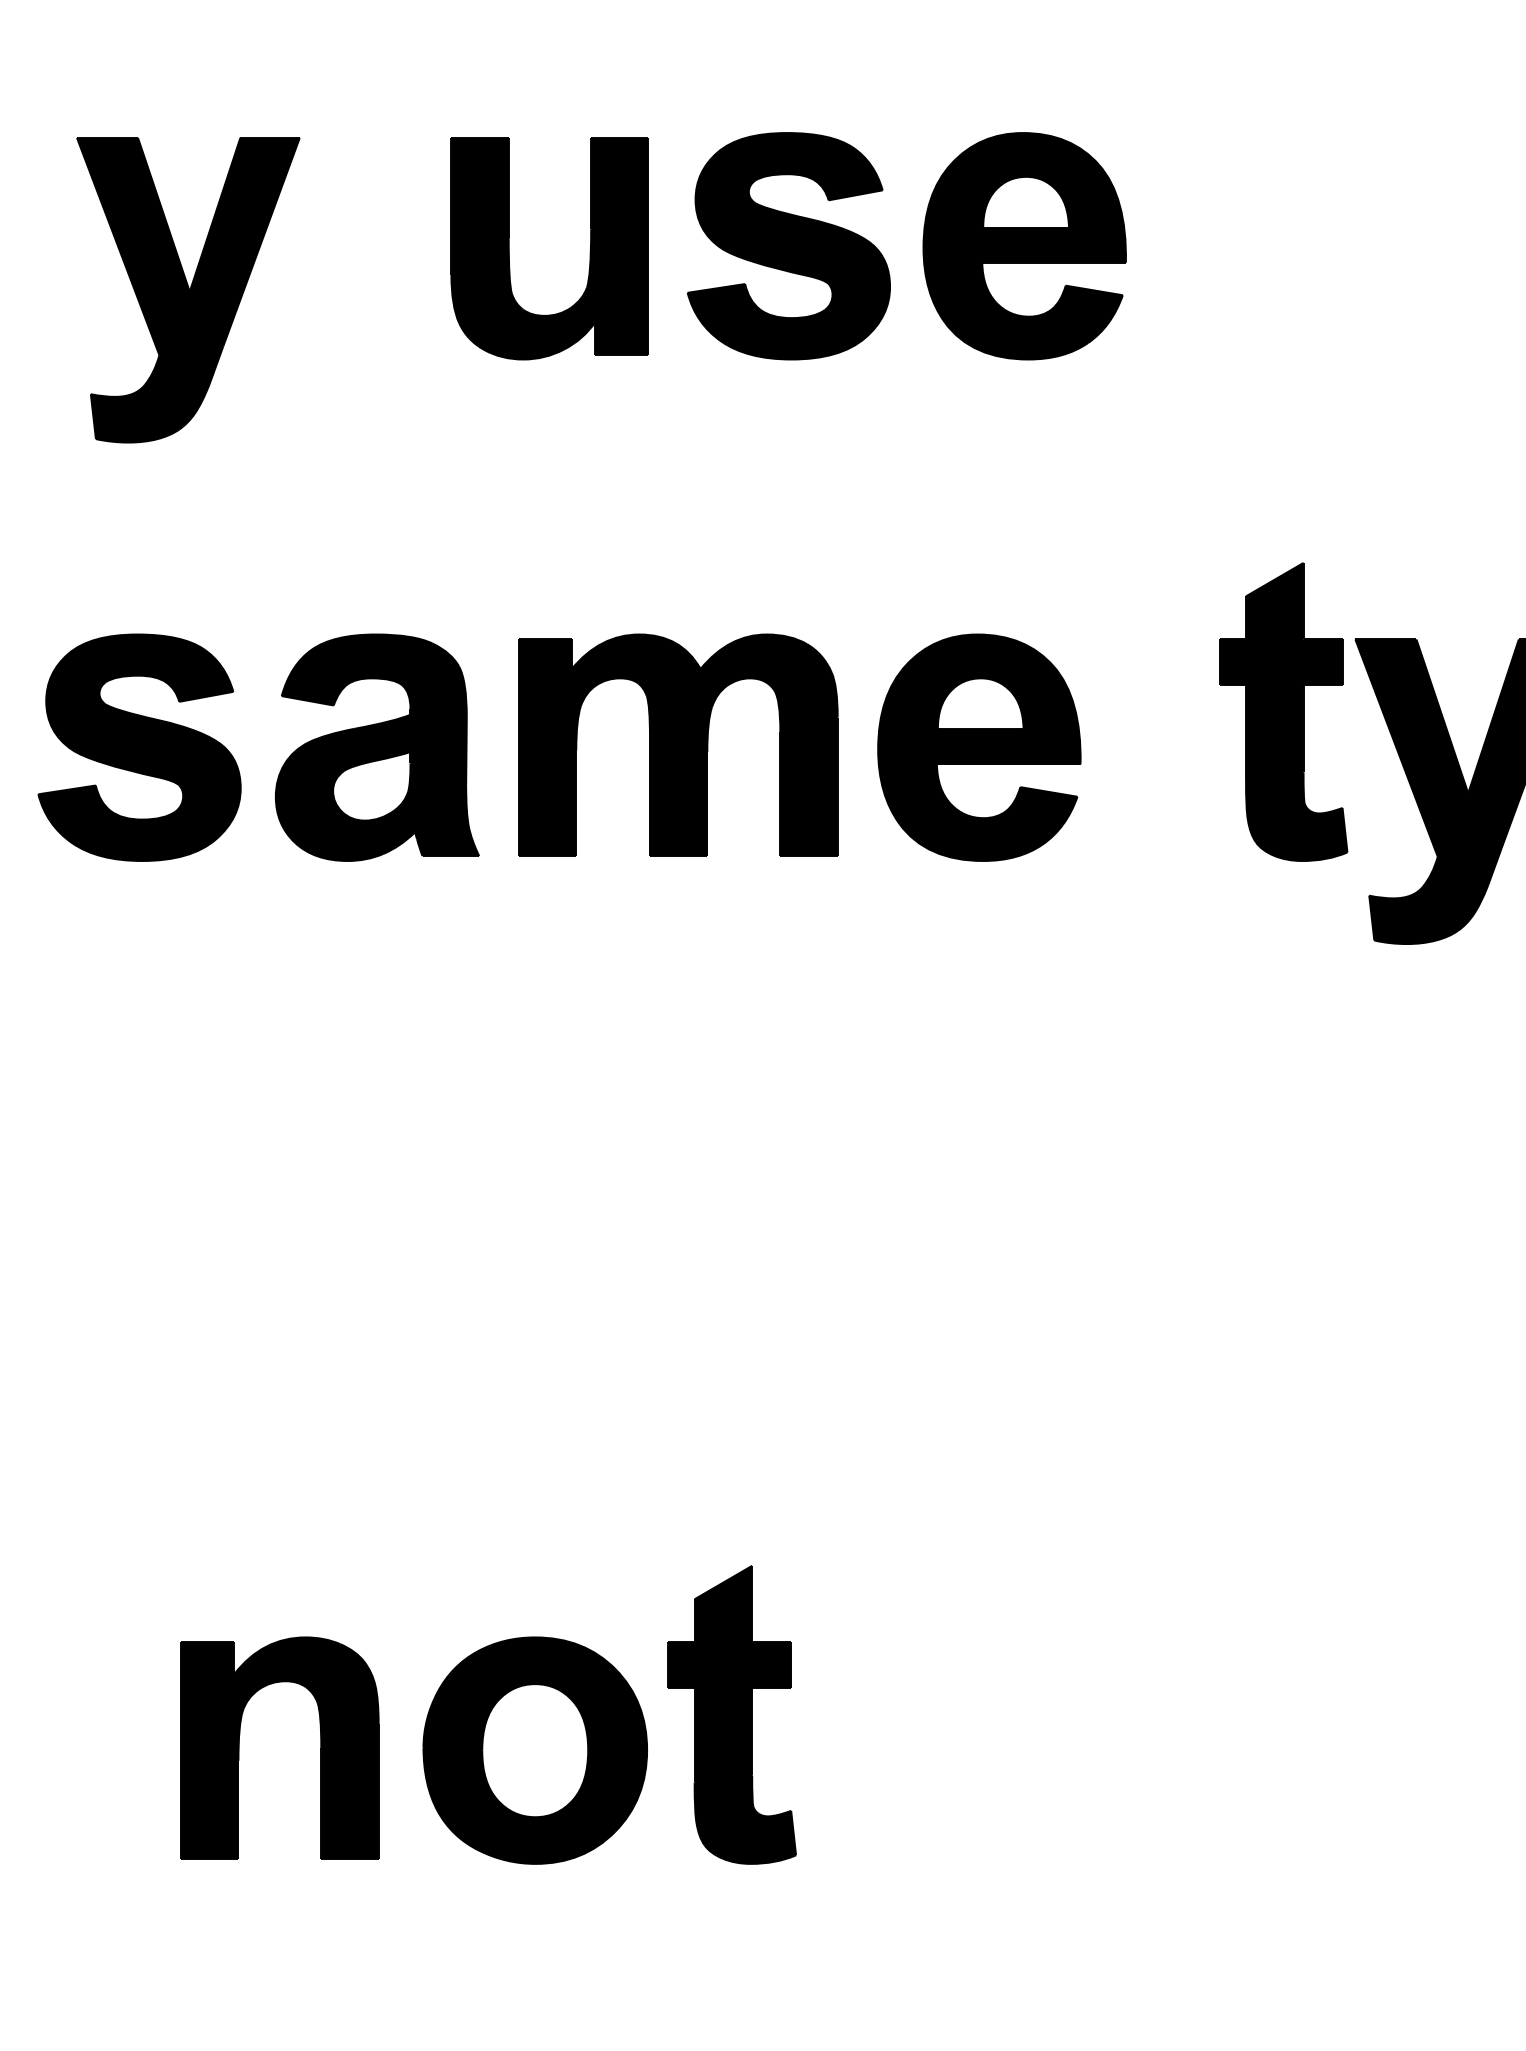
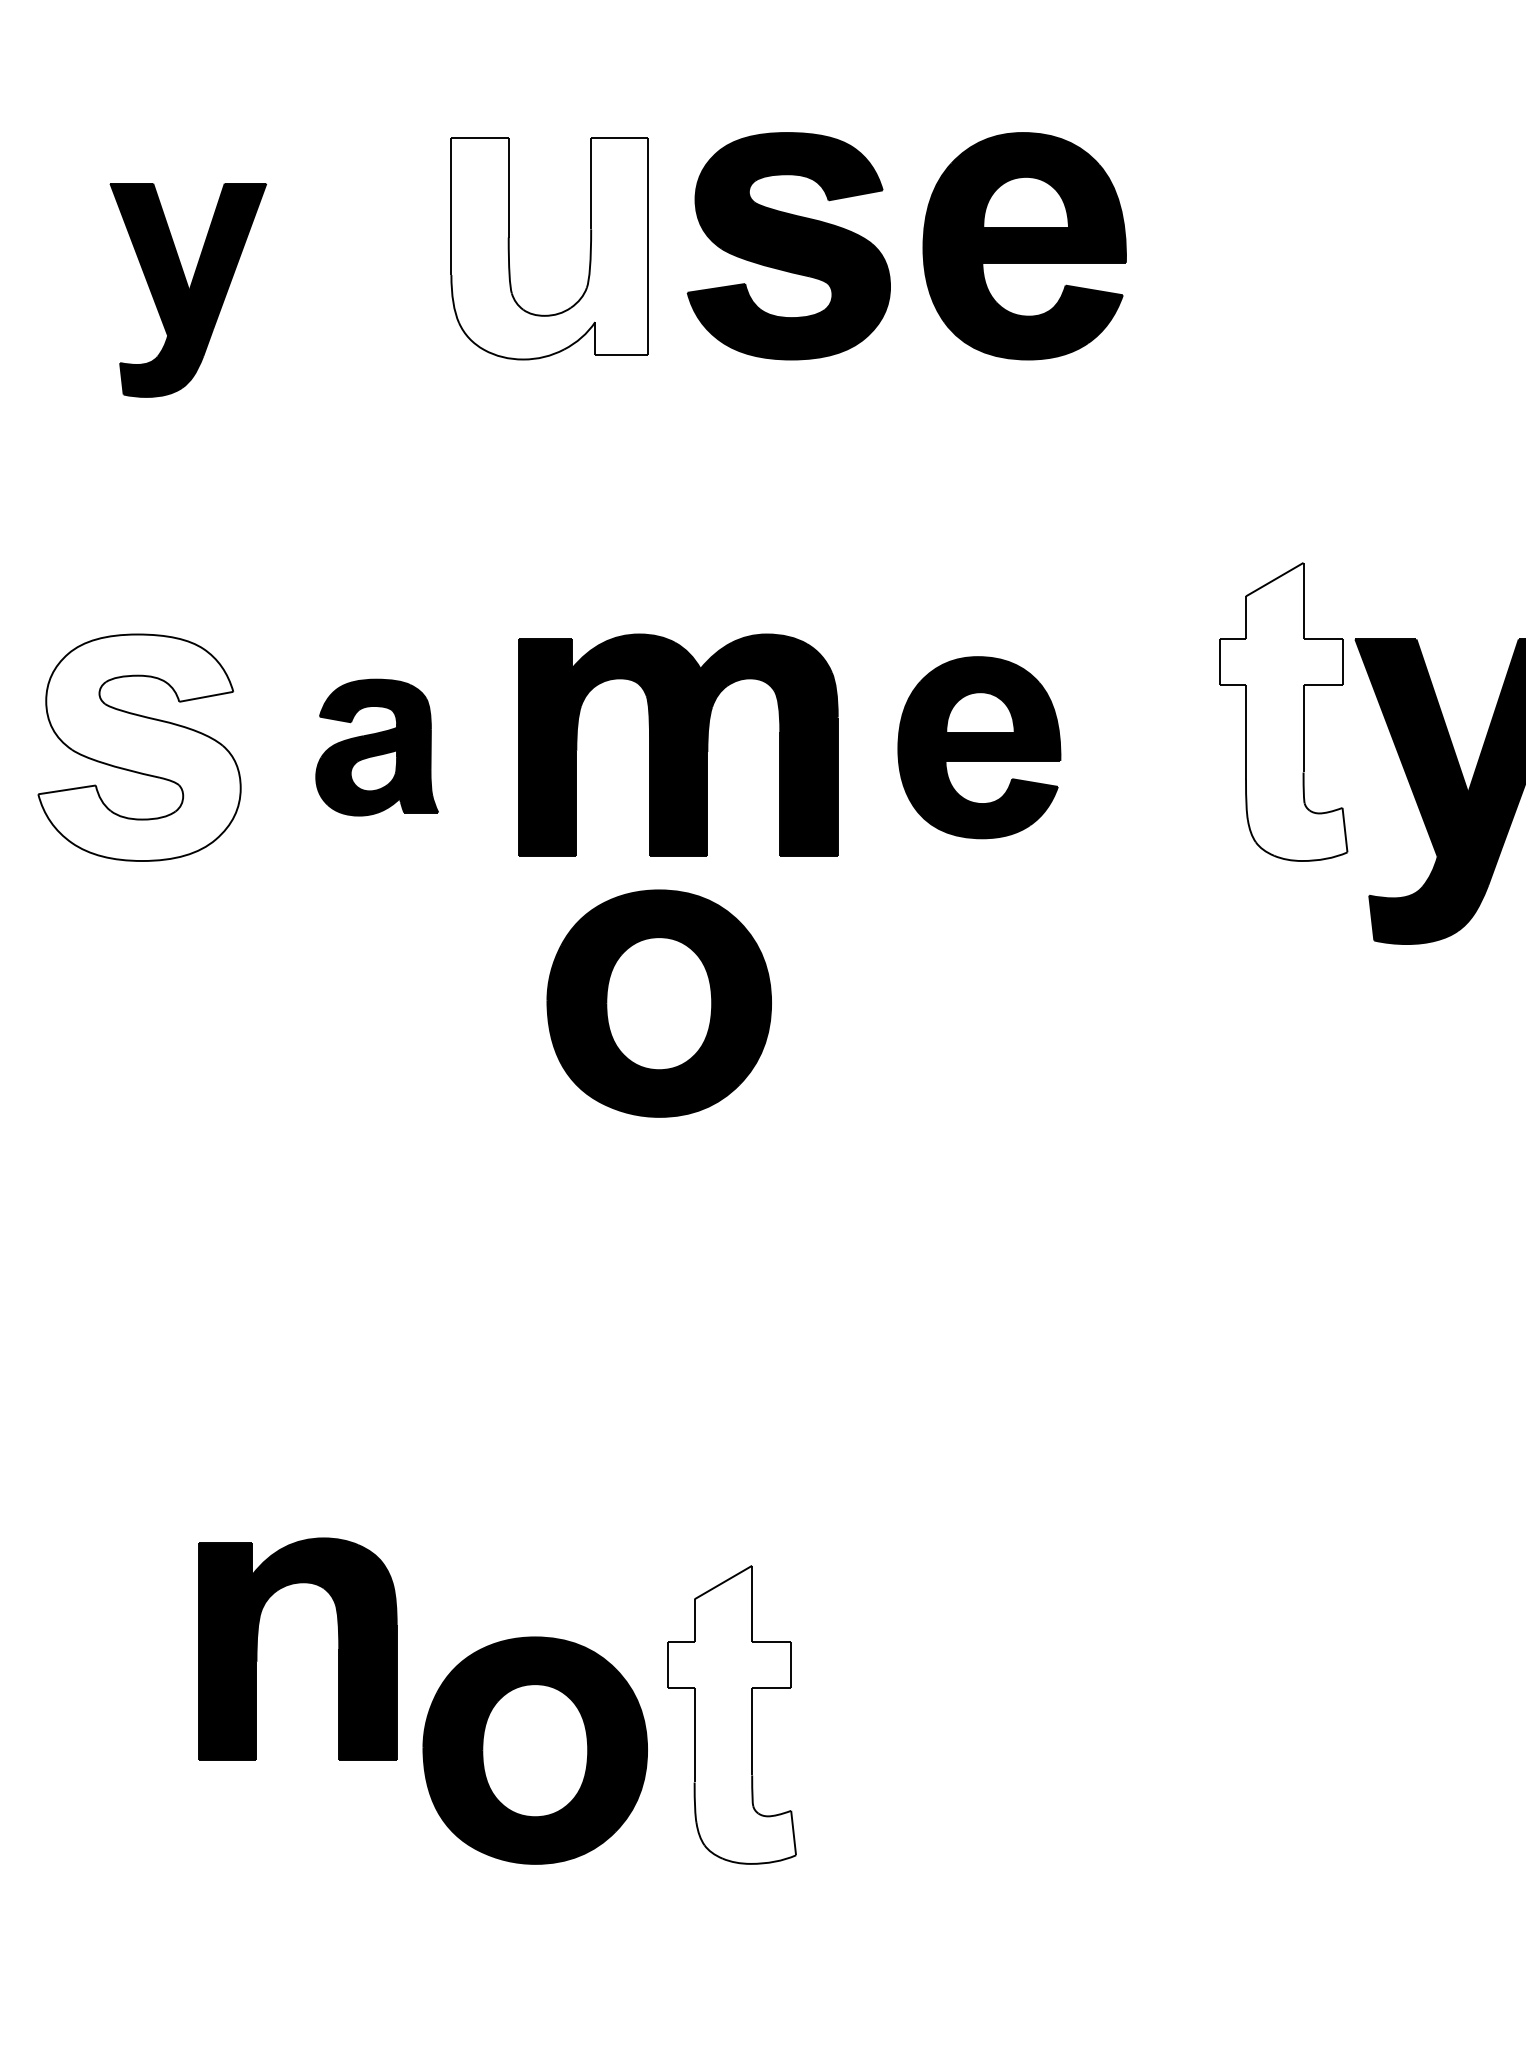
fill: present -> none (549, 248)
part size: 225x307 px -> 159x215 px (188, 290)
fill: present -> none (1283, 711)
fill: present -> none (139, 747)
part size: 206x229 px -> 124x139 px (376, 747)
part size: 205x229 px -> 165x184 px (979, 747)
part: none -> present (658, 1003)
fill: present -> none (732, 1714)
part position: (239, 1747) -> (257, 1648) (257, 1648)
